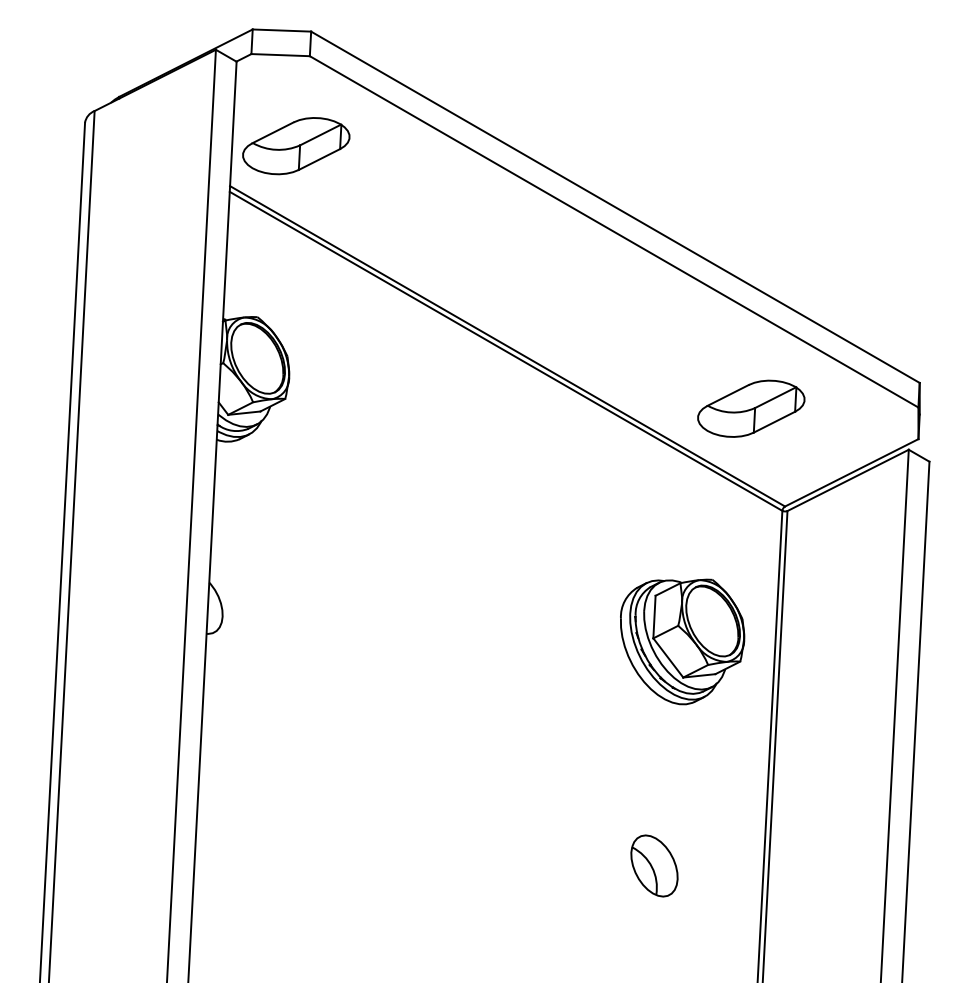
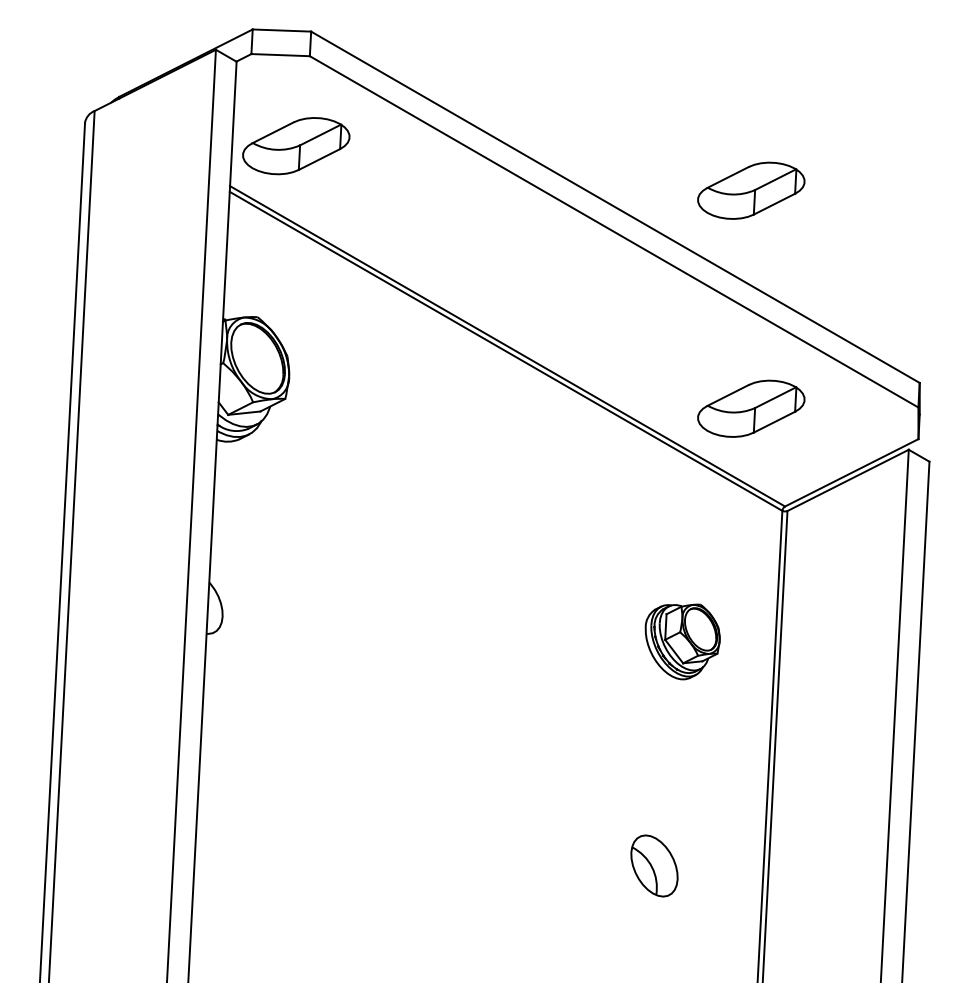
part: none -> present (751, 190)
part size: 126x128 px -> 77x78 px (682, 641)
